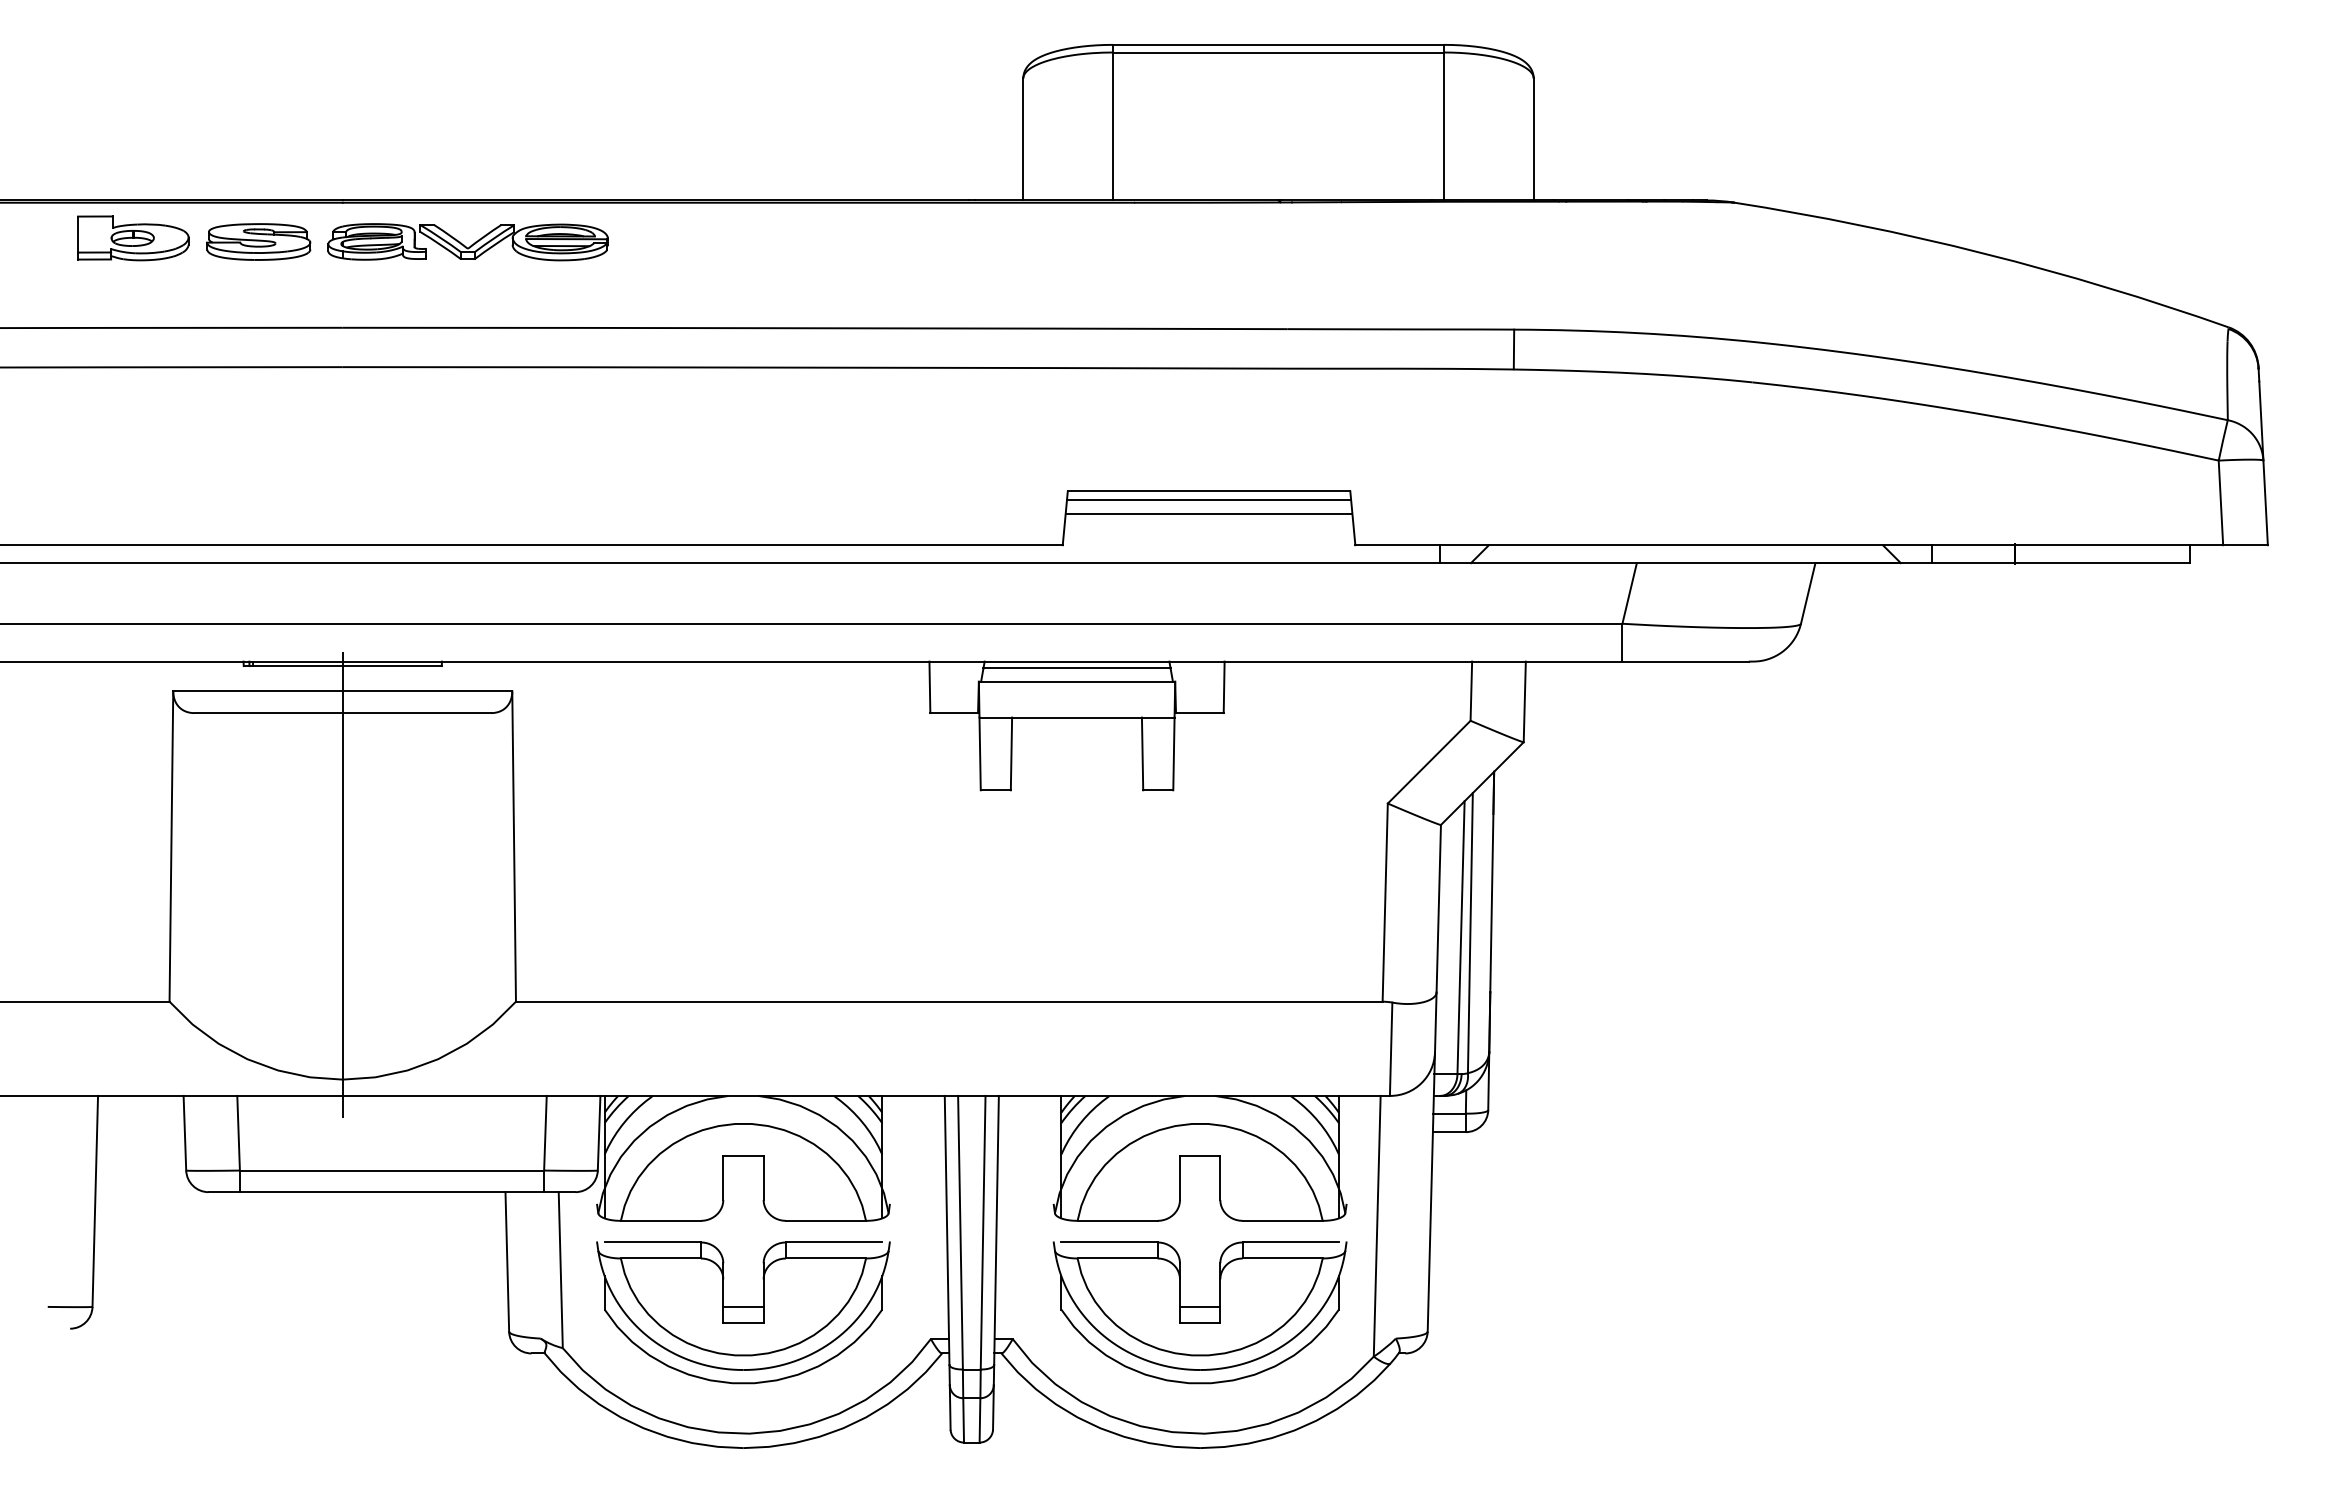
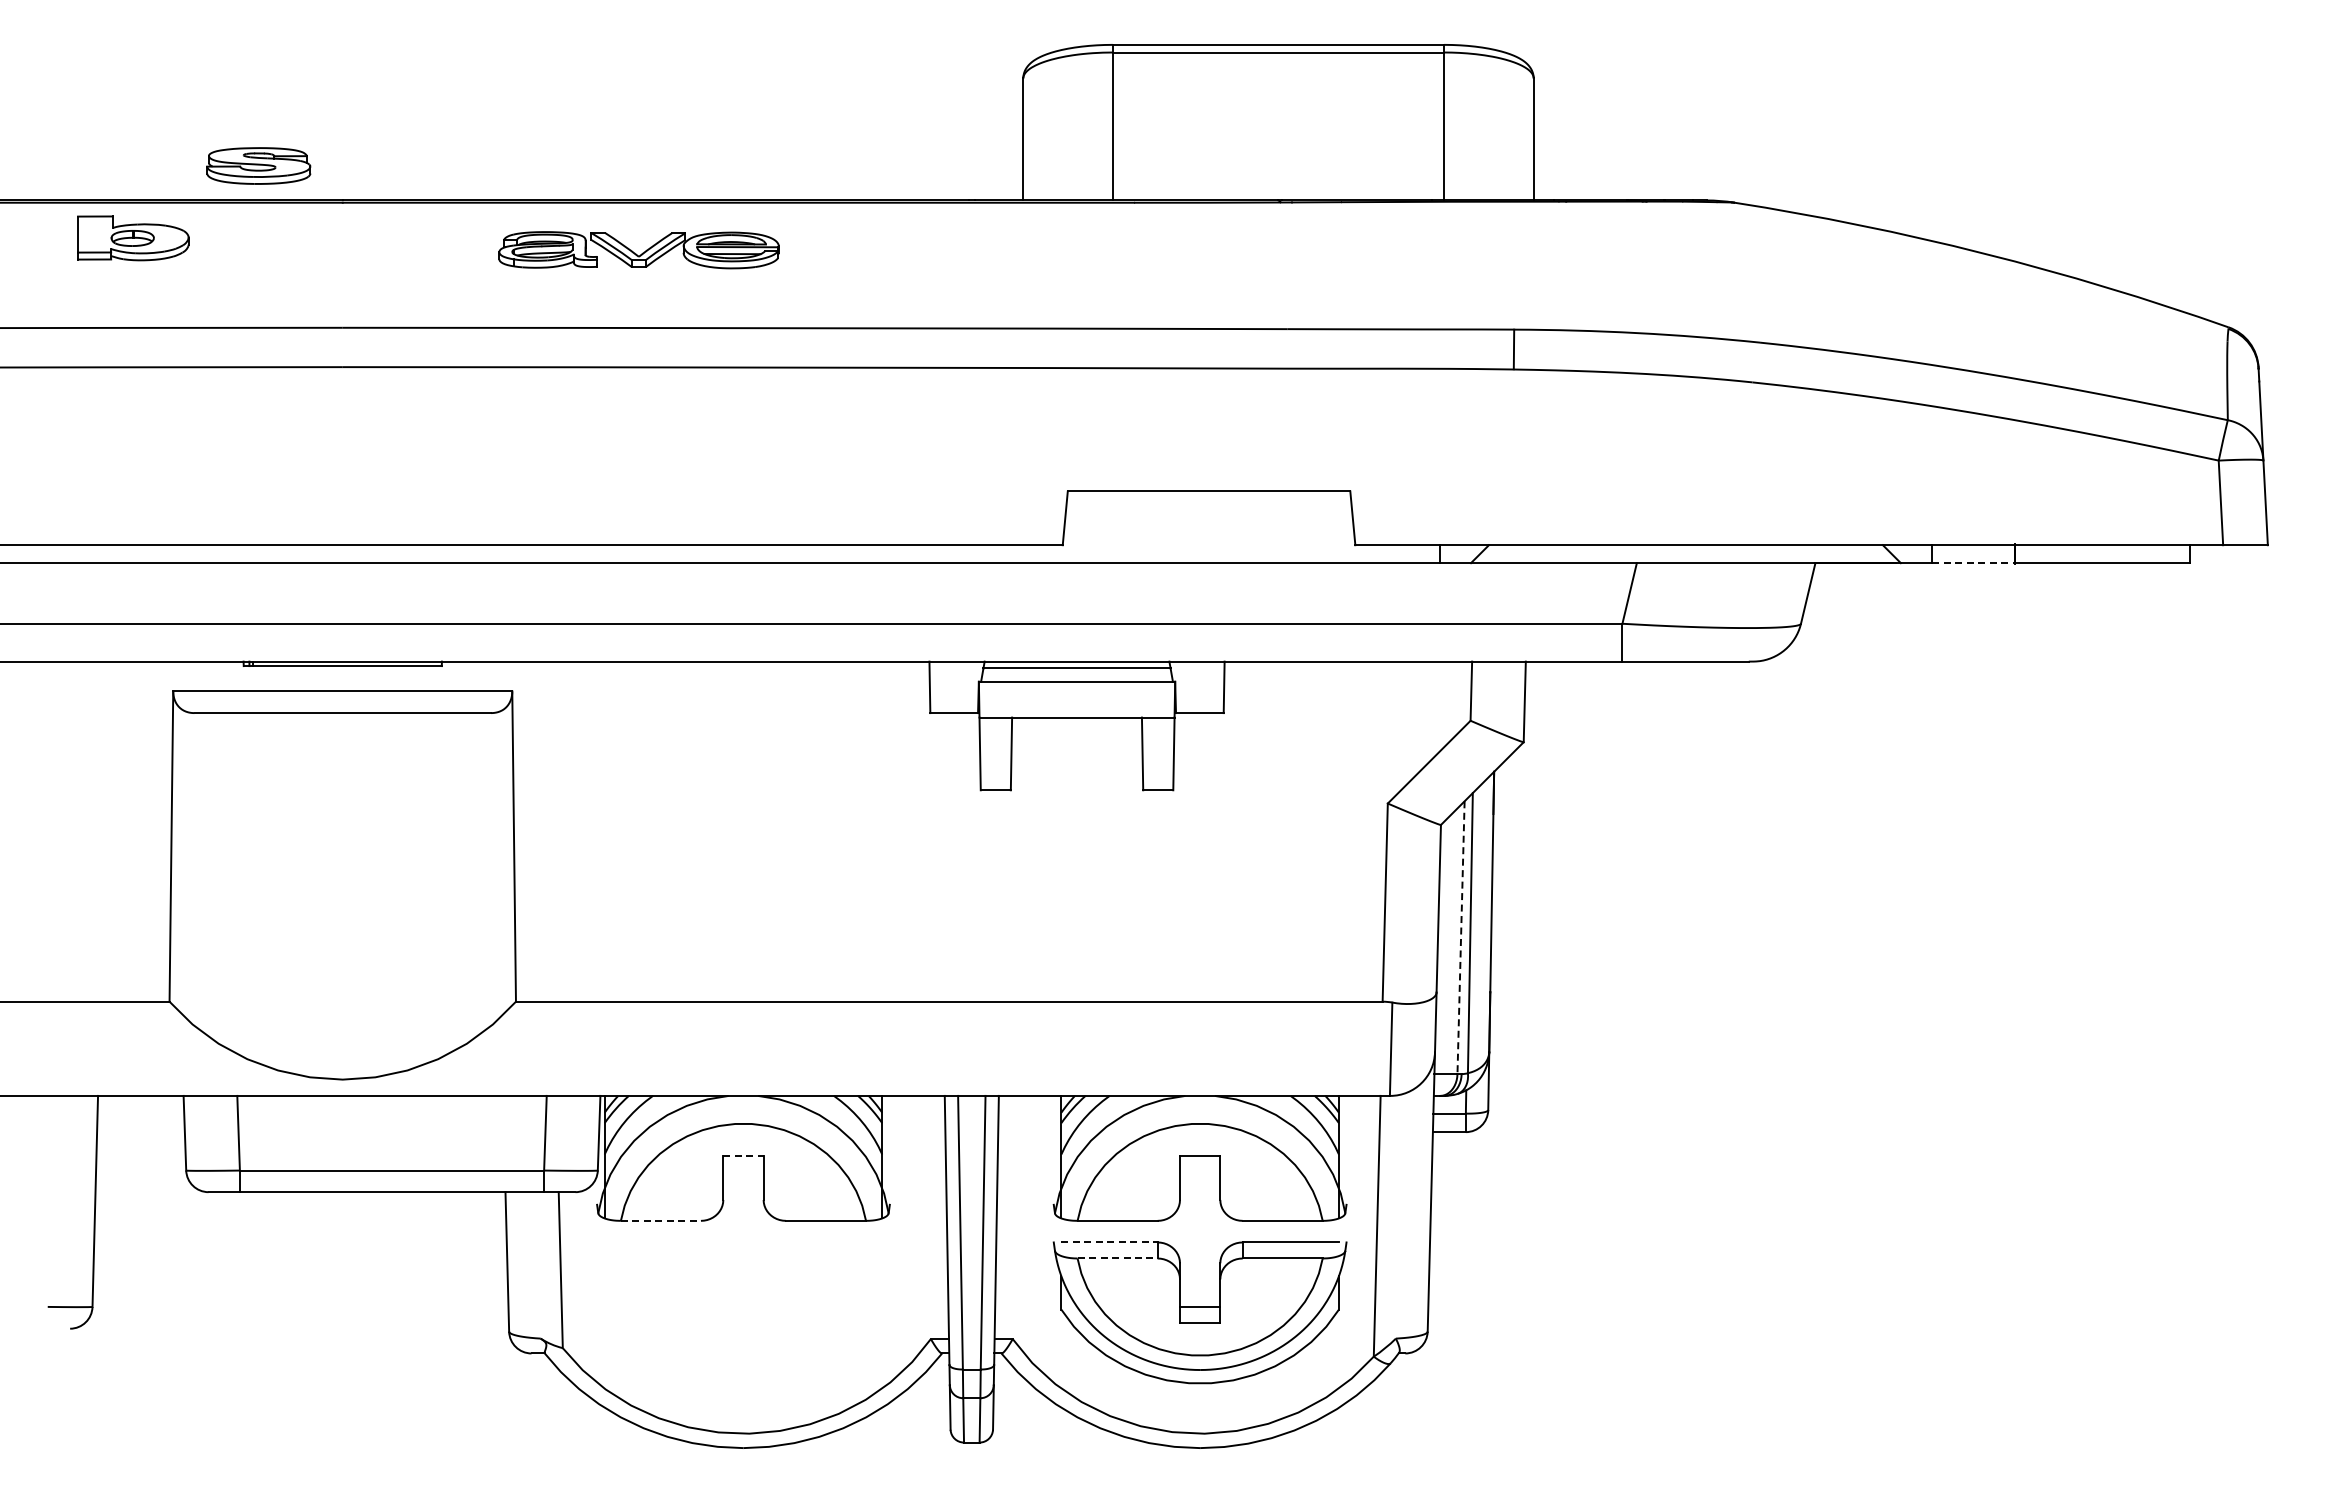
part position: (258, 241) -> (258, 165) (258, 165)
part position: (467, 242) -> (638, 250) (638, 250)
line: present -> none (1208, 500)
line: present -> none (1208, 513)
line: solid -> dashed (1974, 563)
line: present -> none (342, 885)
line: solid -> dashed (1461, 938)
line: solid -> dashed (743, 1156)
line: solid -> dashed (661, 1220)
line: solid -> dashed (1109, 1242)
line: solid -> dashed (1118, 1258)
part: present -> none (743, 1312)
